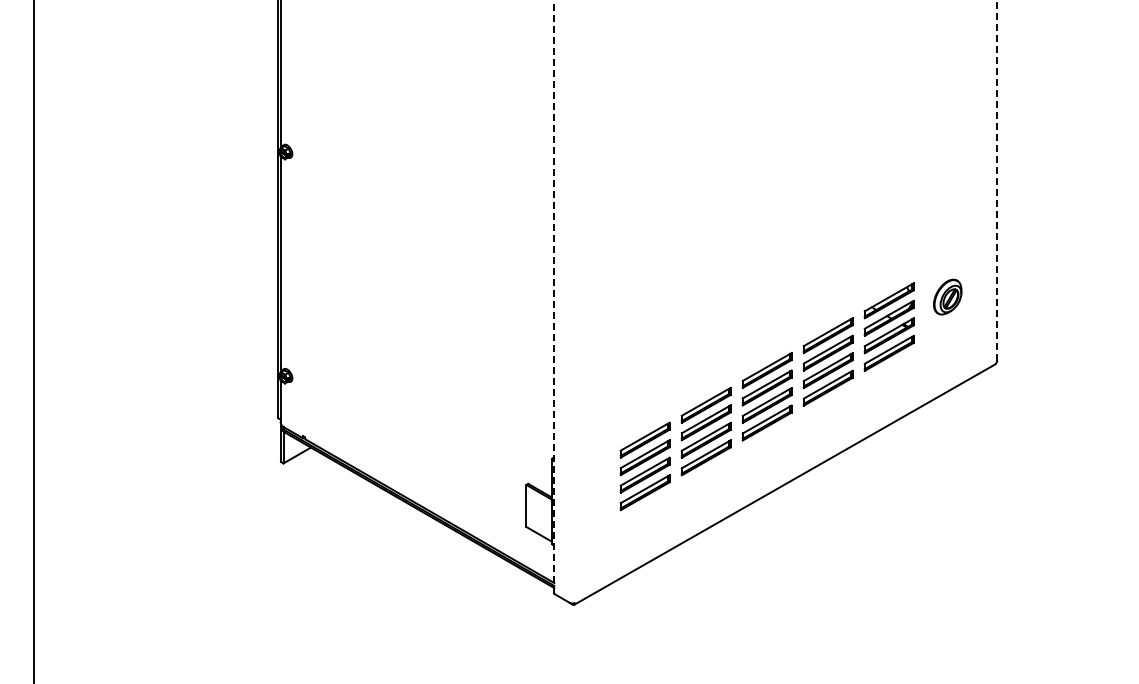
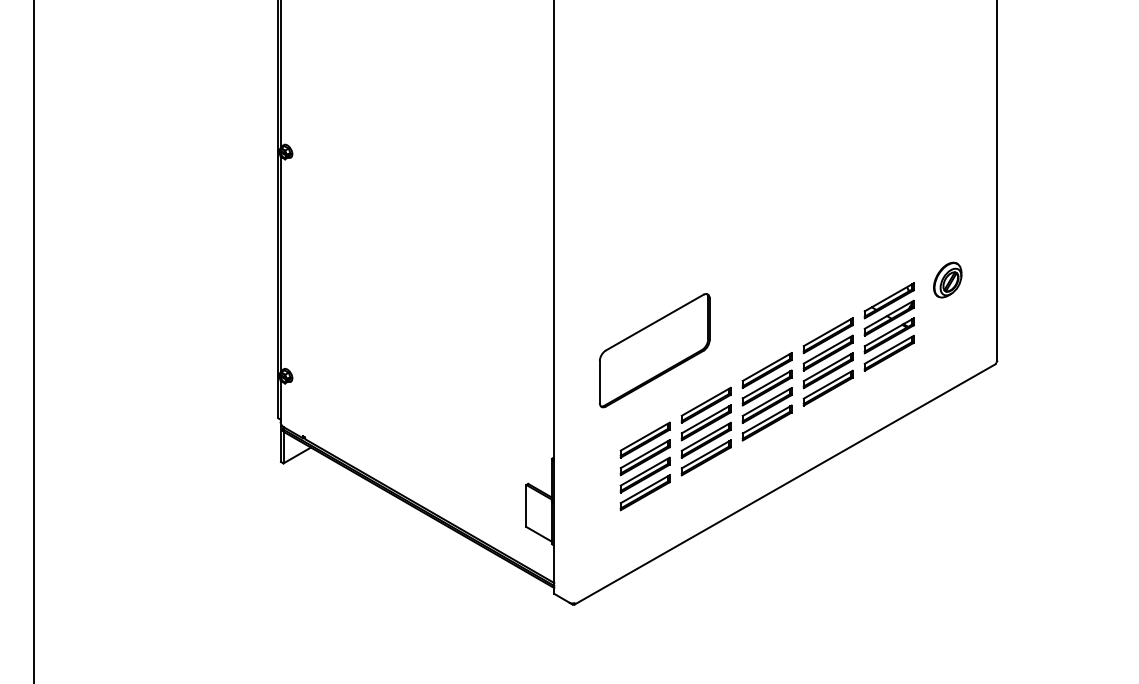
line: dashed -> solid (997, 180)
line: dashed -> solid (554, 296)
part position: (947, 296) -> (947, 279) (947, 279)
part: none -> present (654, 350)
